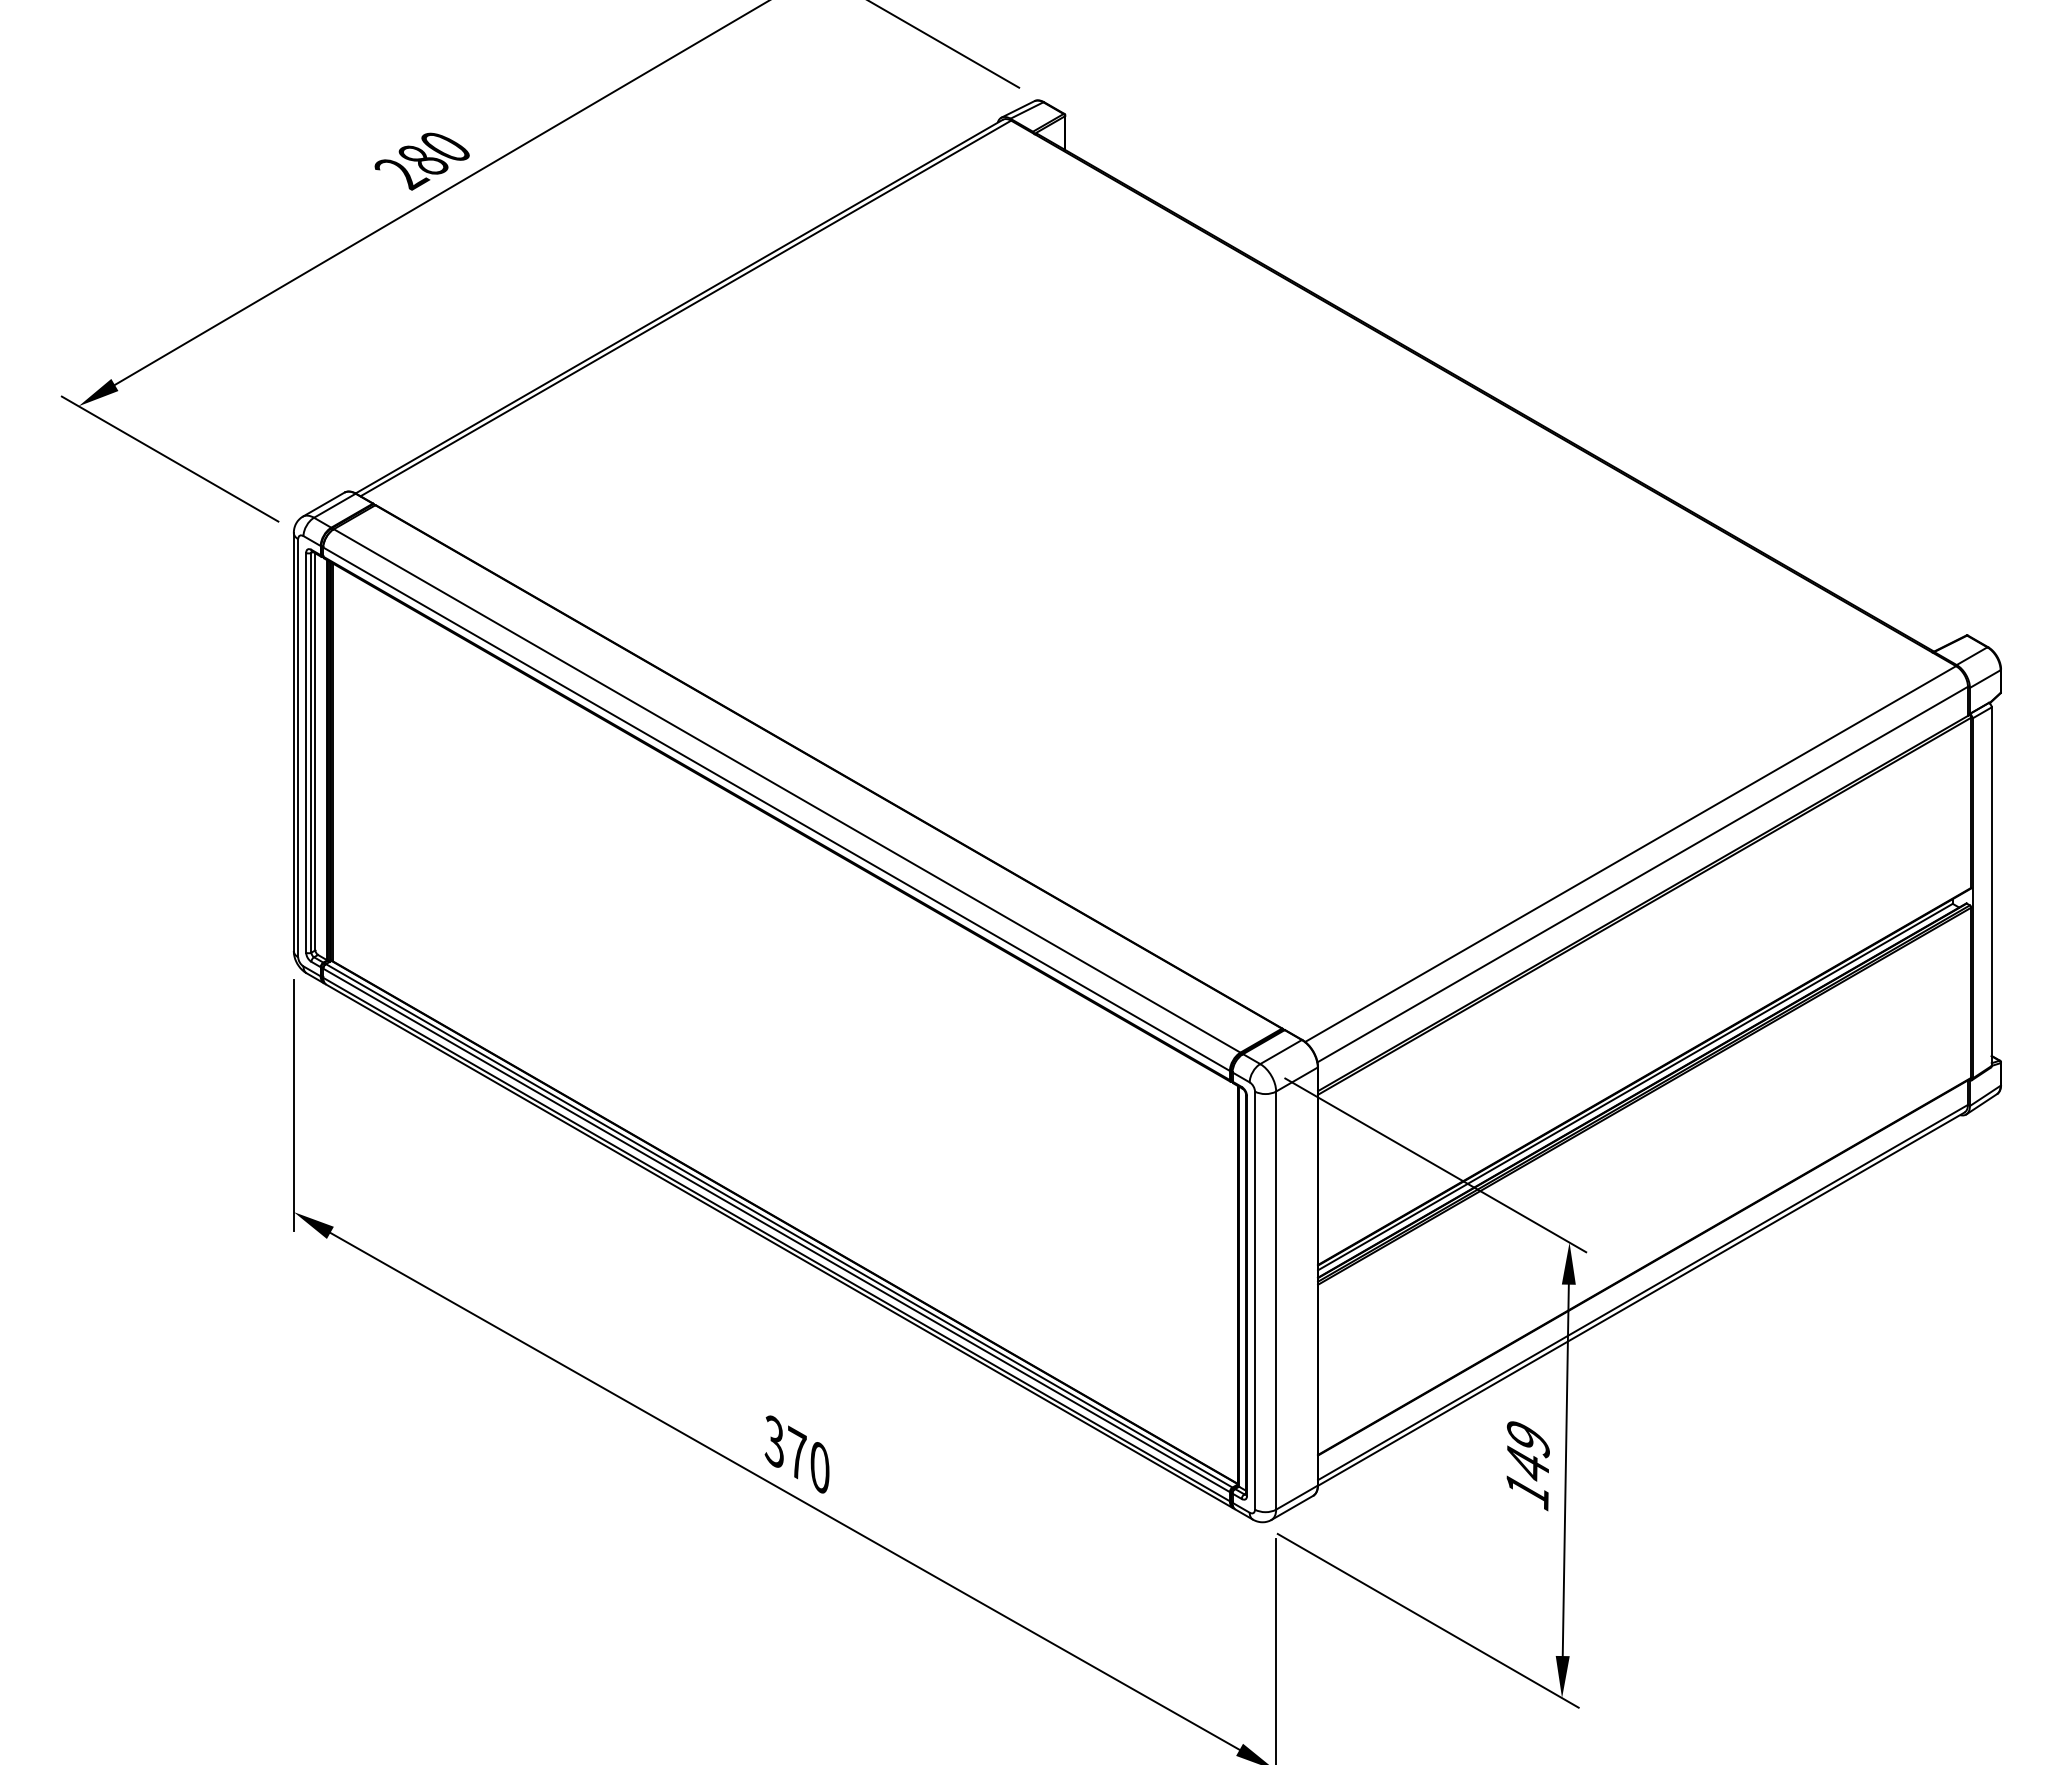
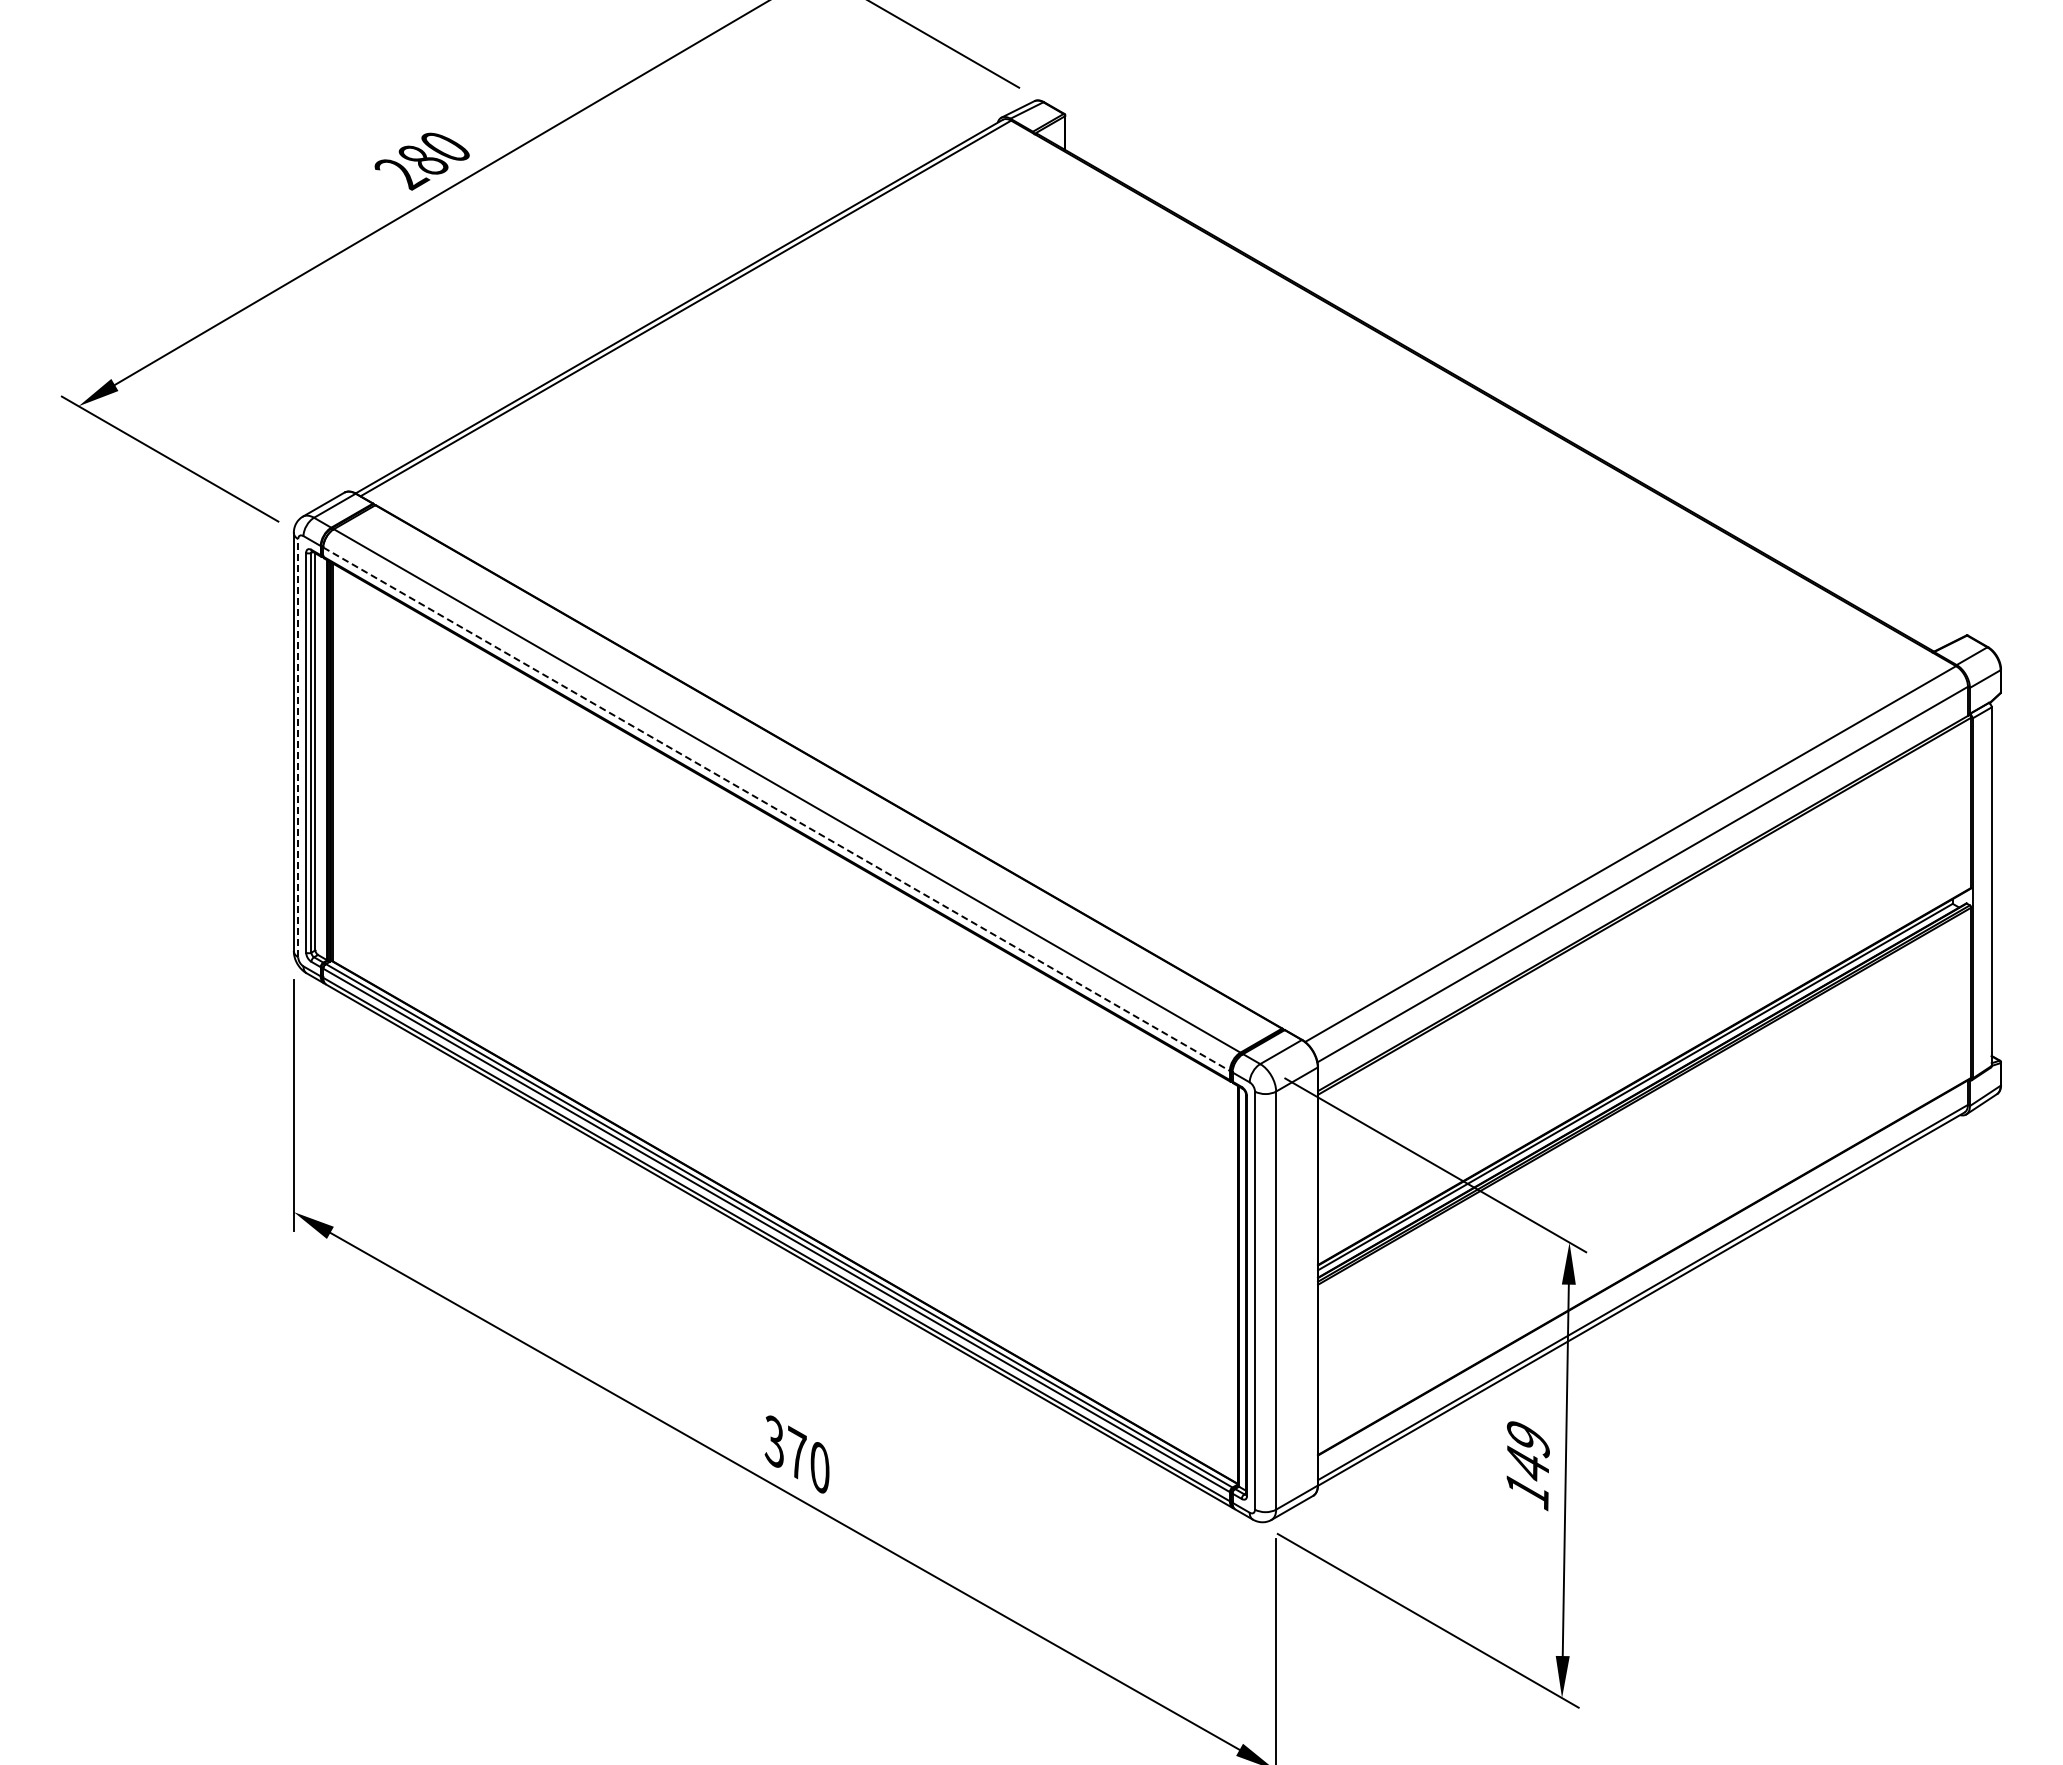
line: solid -> dashed (298, 747)
line: solid -> dashed (777, 809)
